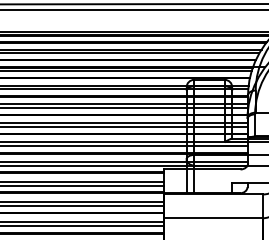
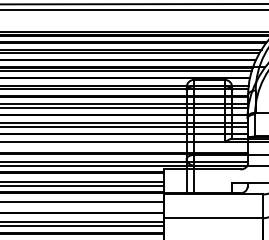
line: present -> none (125, 146)
line: present -> none (83, 205)
